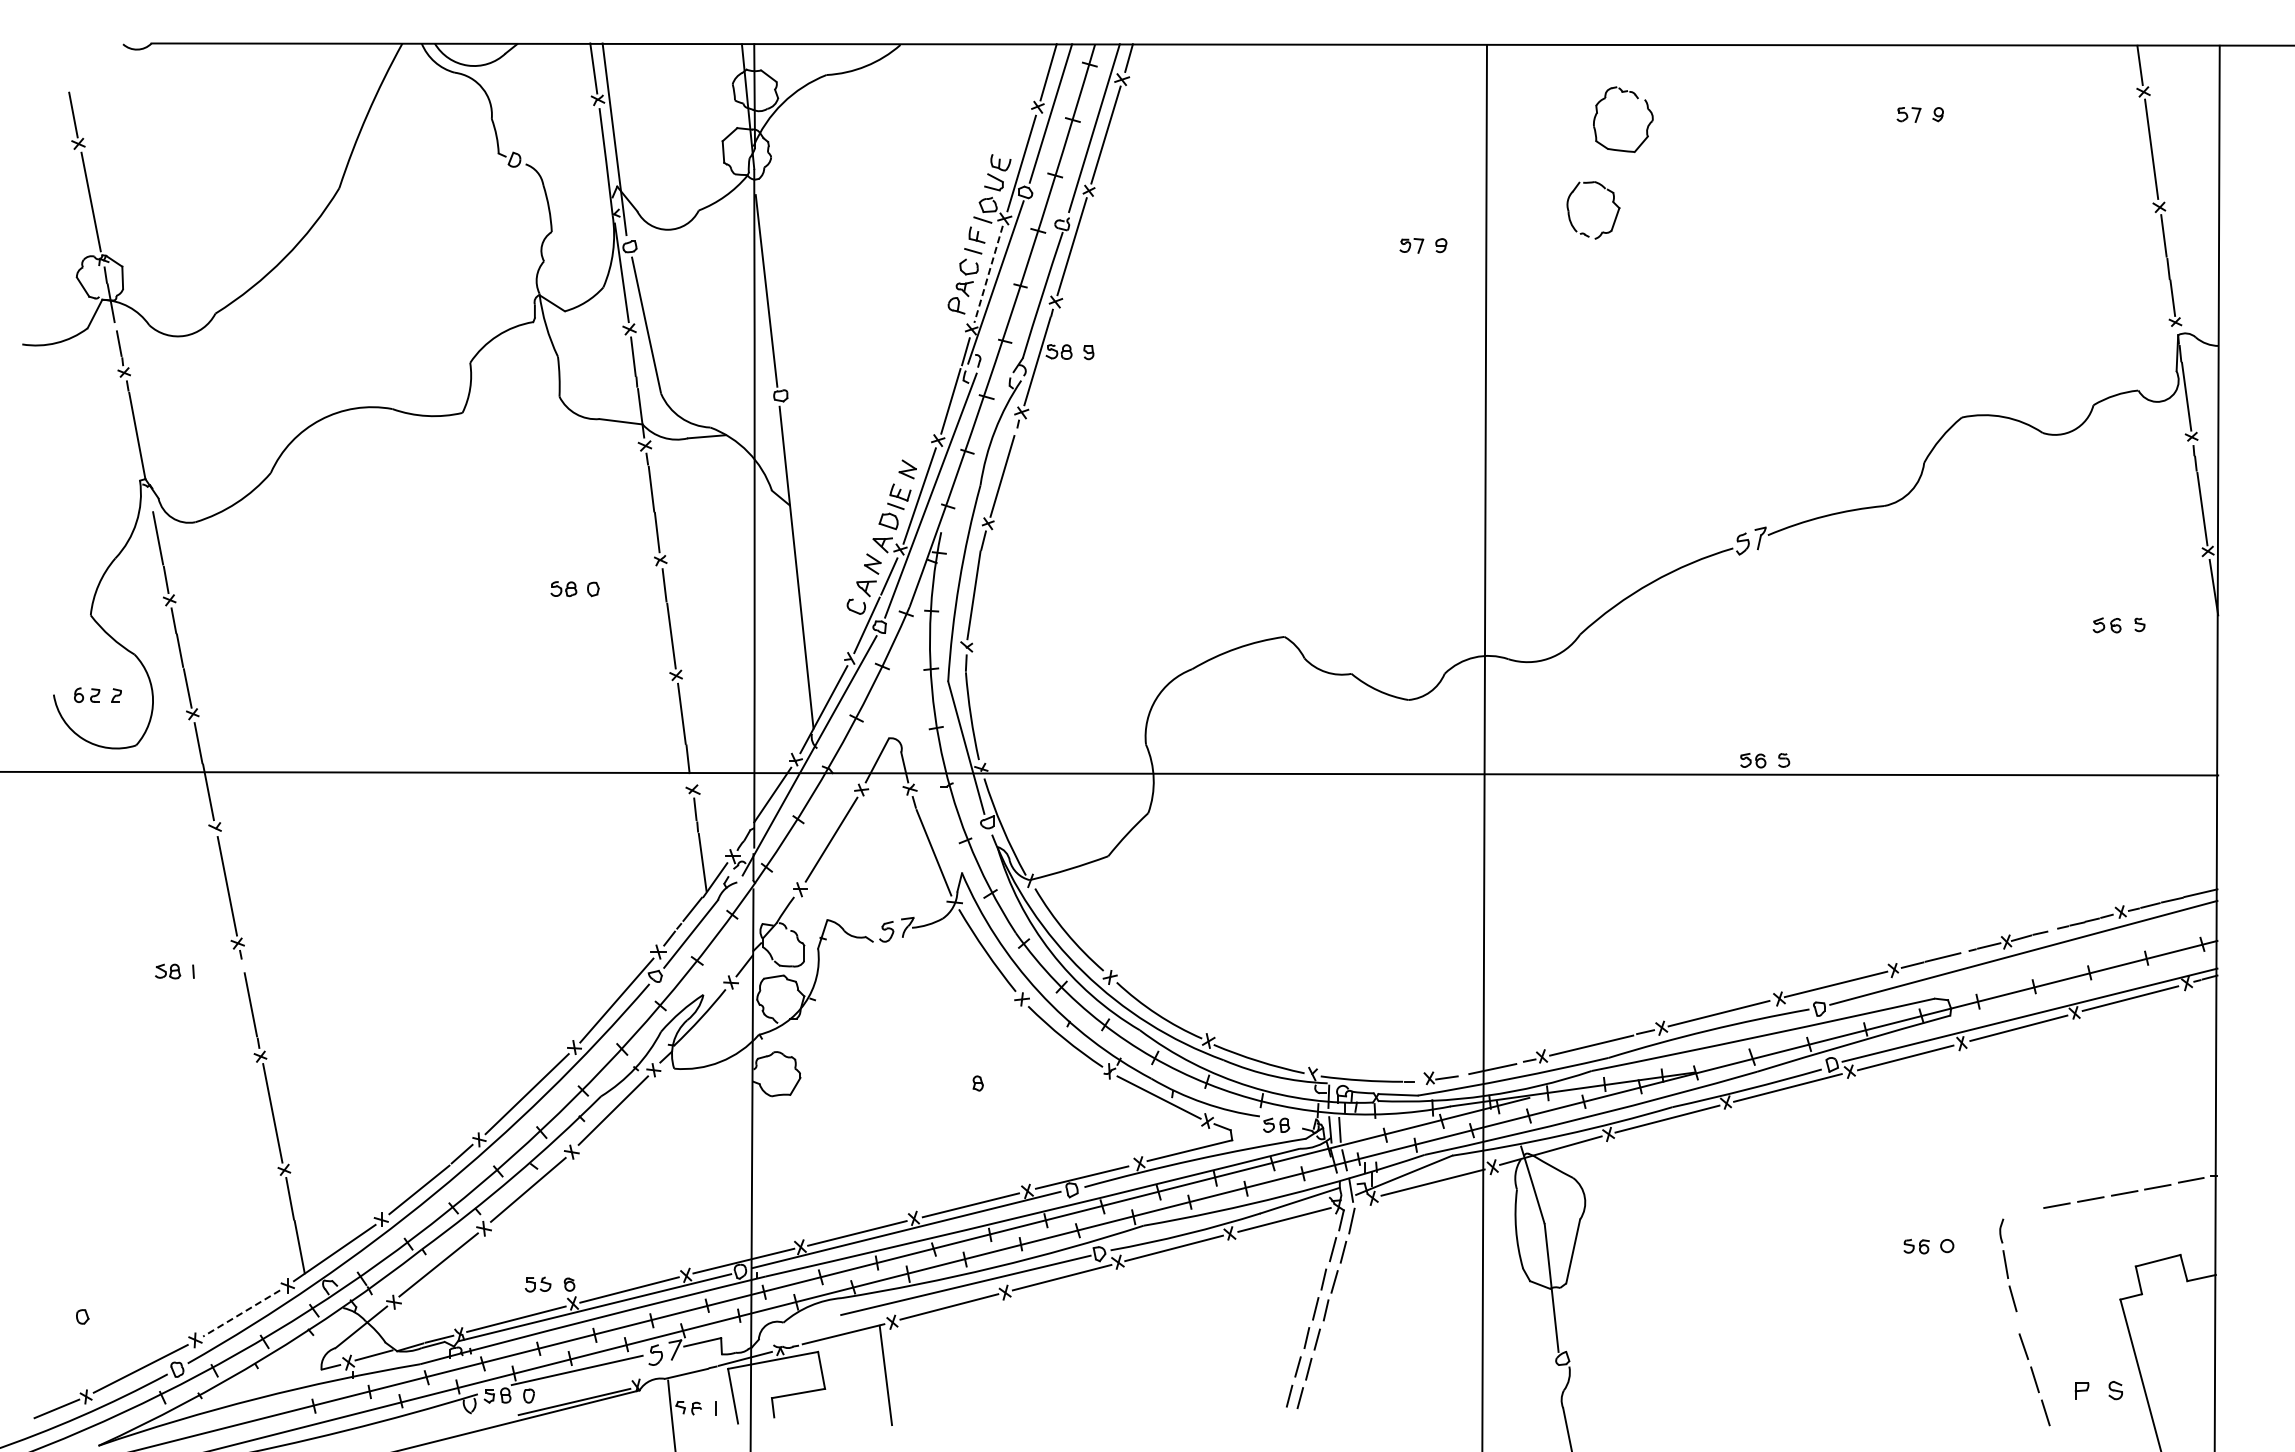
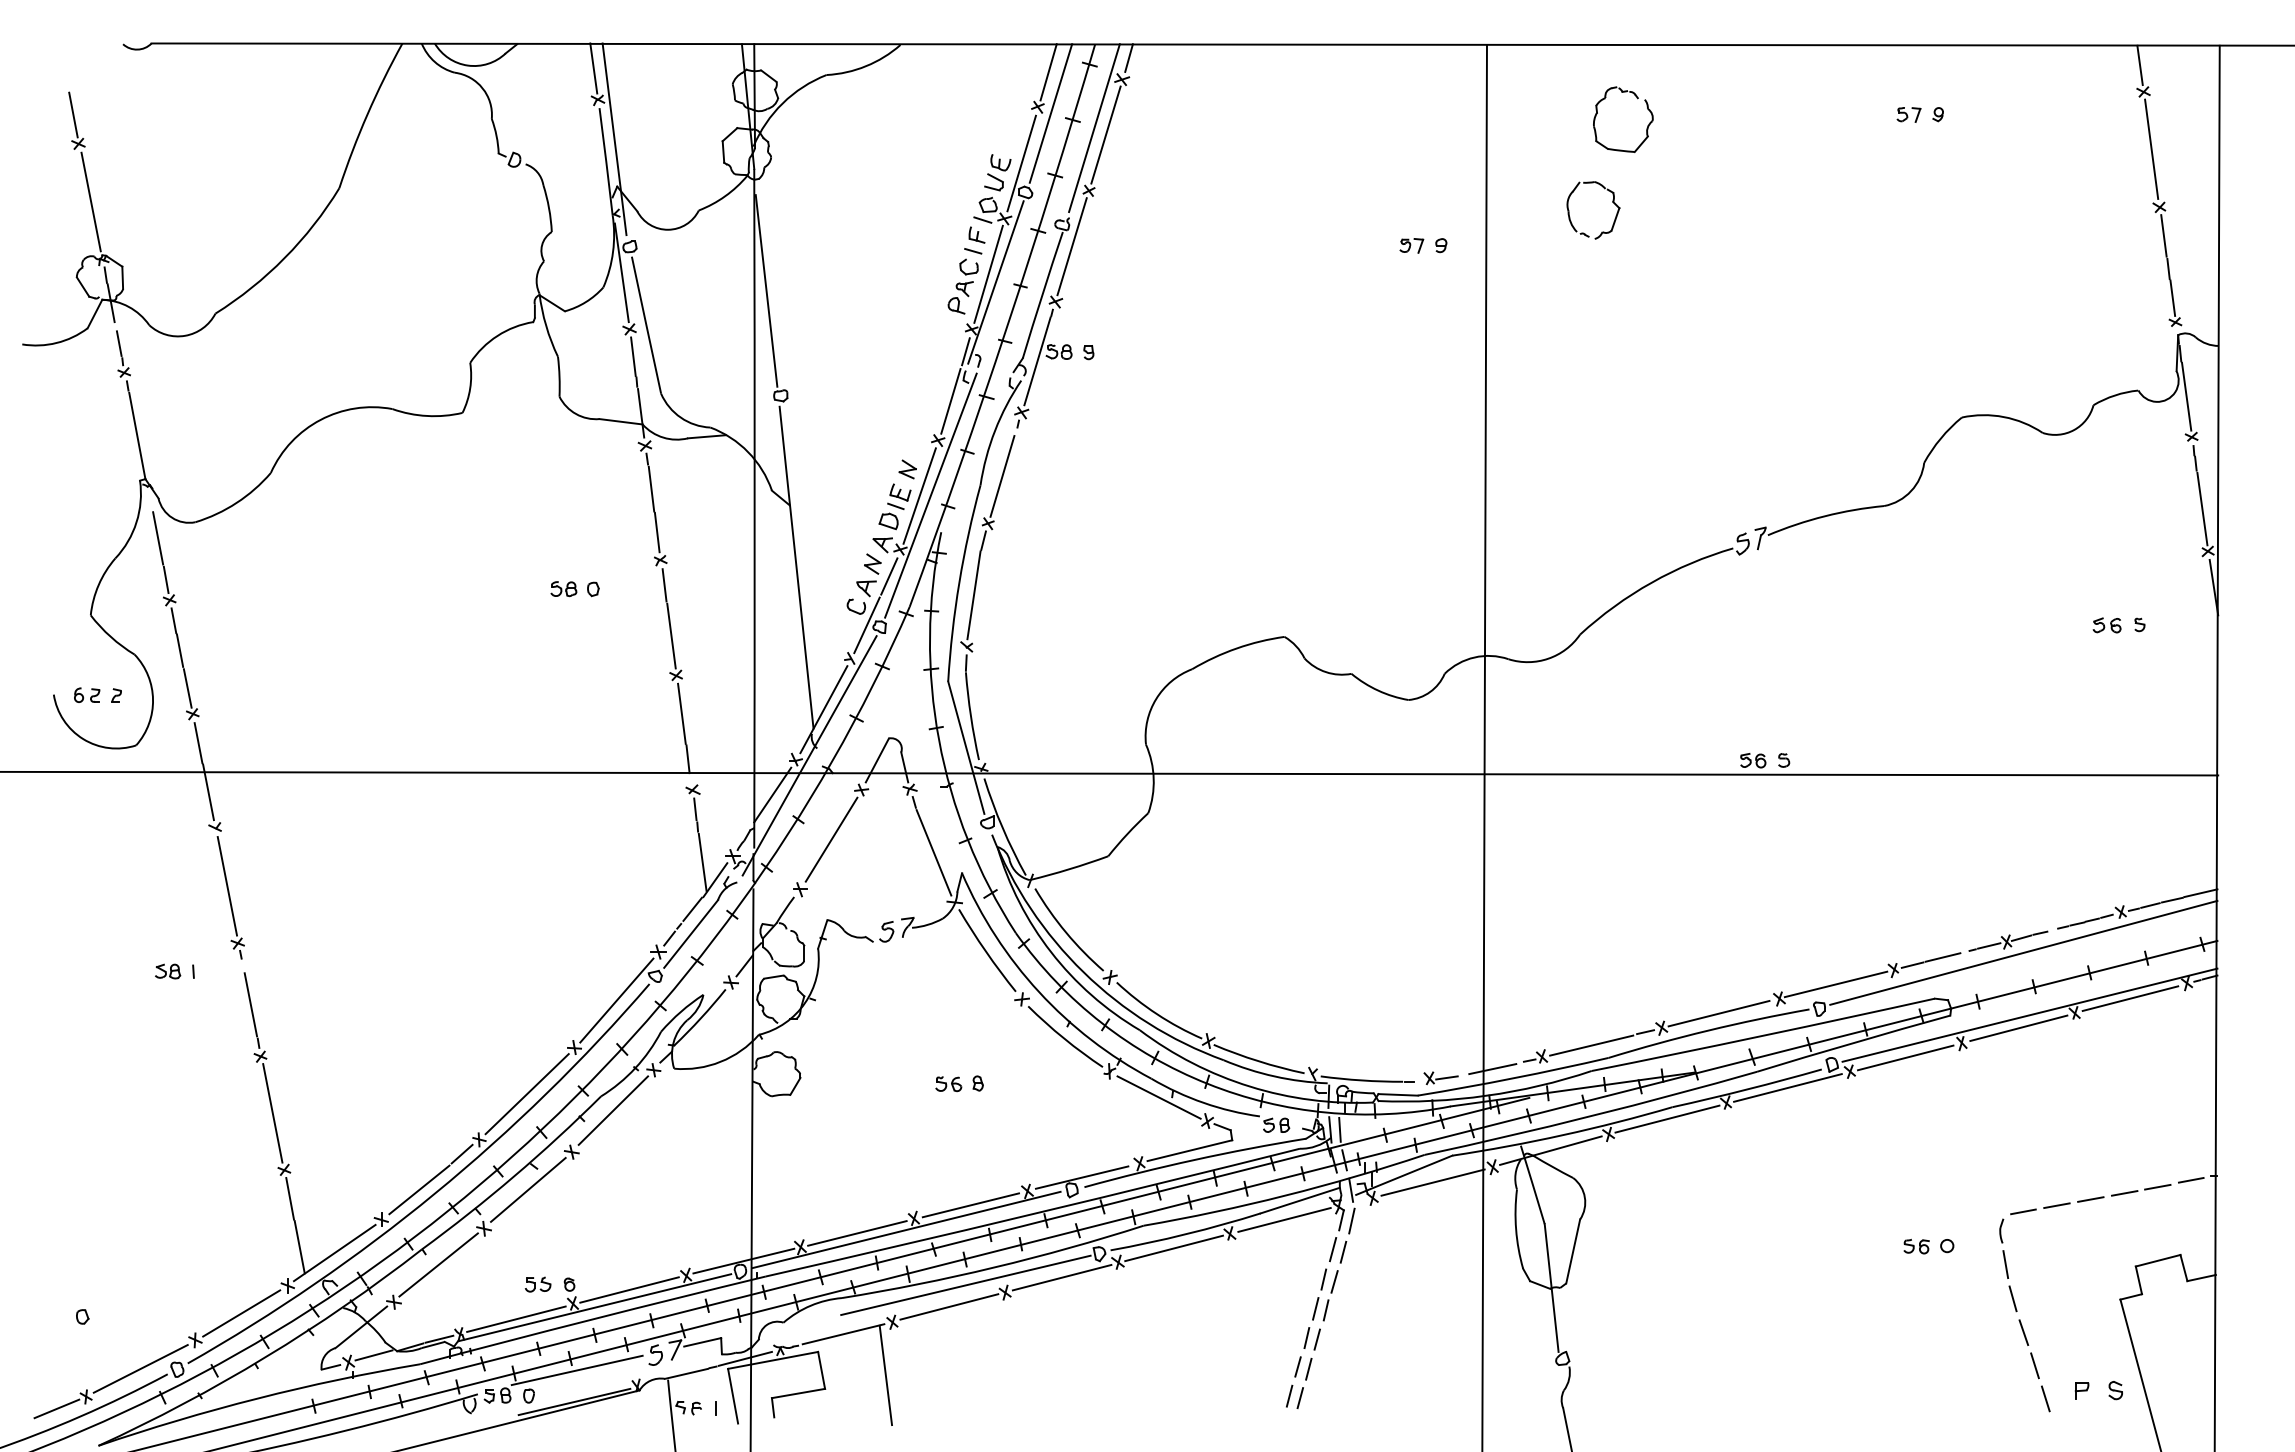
line: dashed -> solid (988, 274)
part: none -> present (948, 1084)
line: none -> present (2023, 1211)
line: dashed -> solid (241, 1313)
part position: (2034, 1379) -> (2034, 1365) (2034, 1365)
